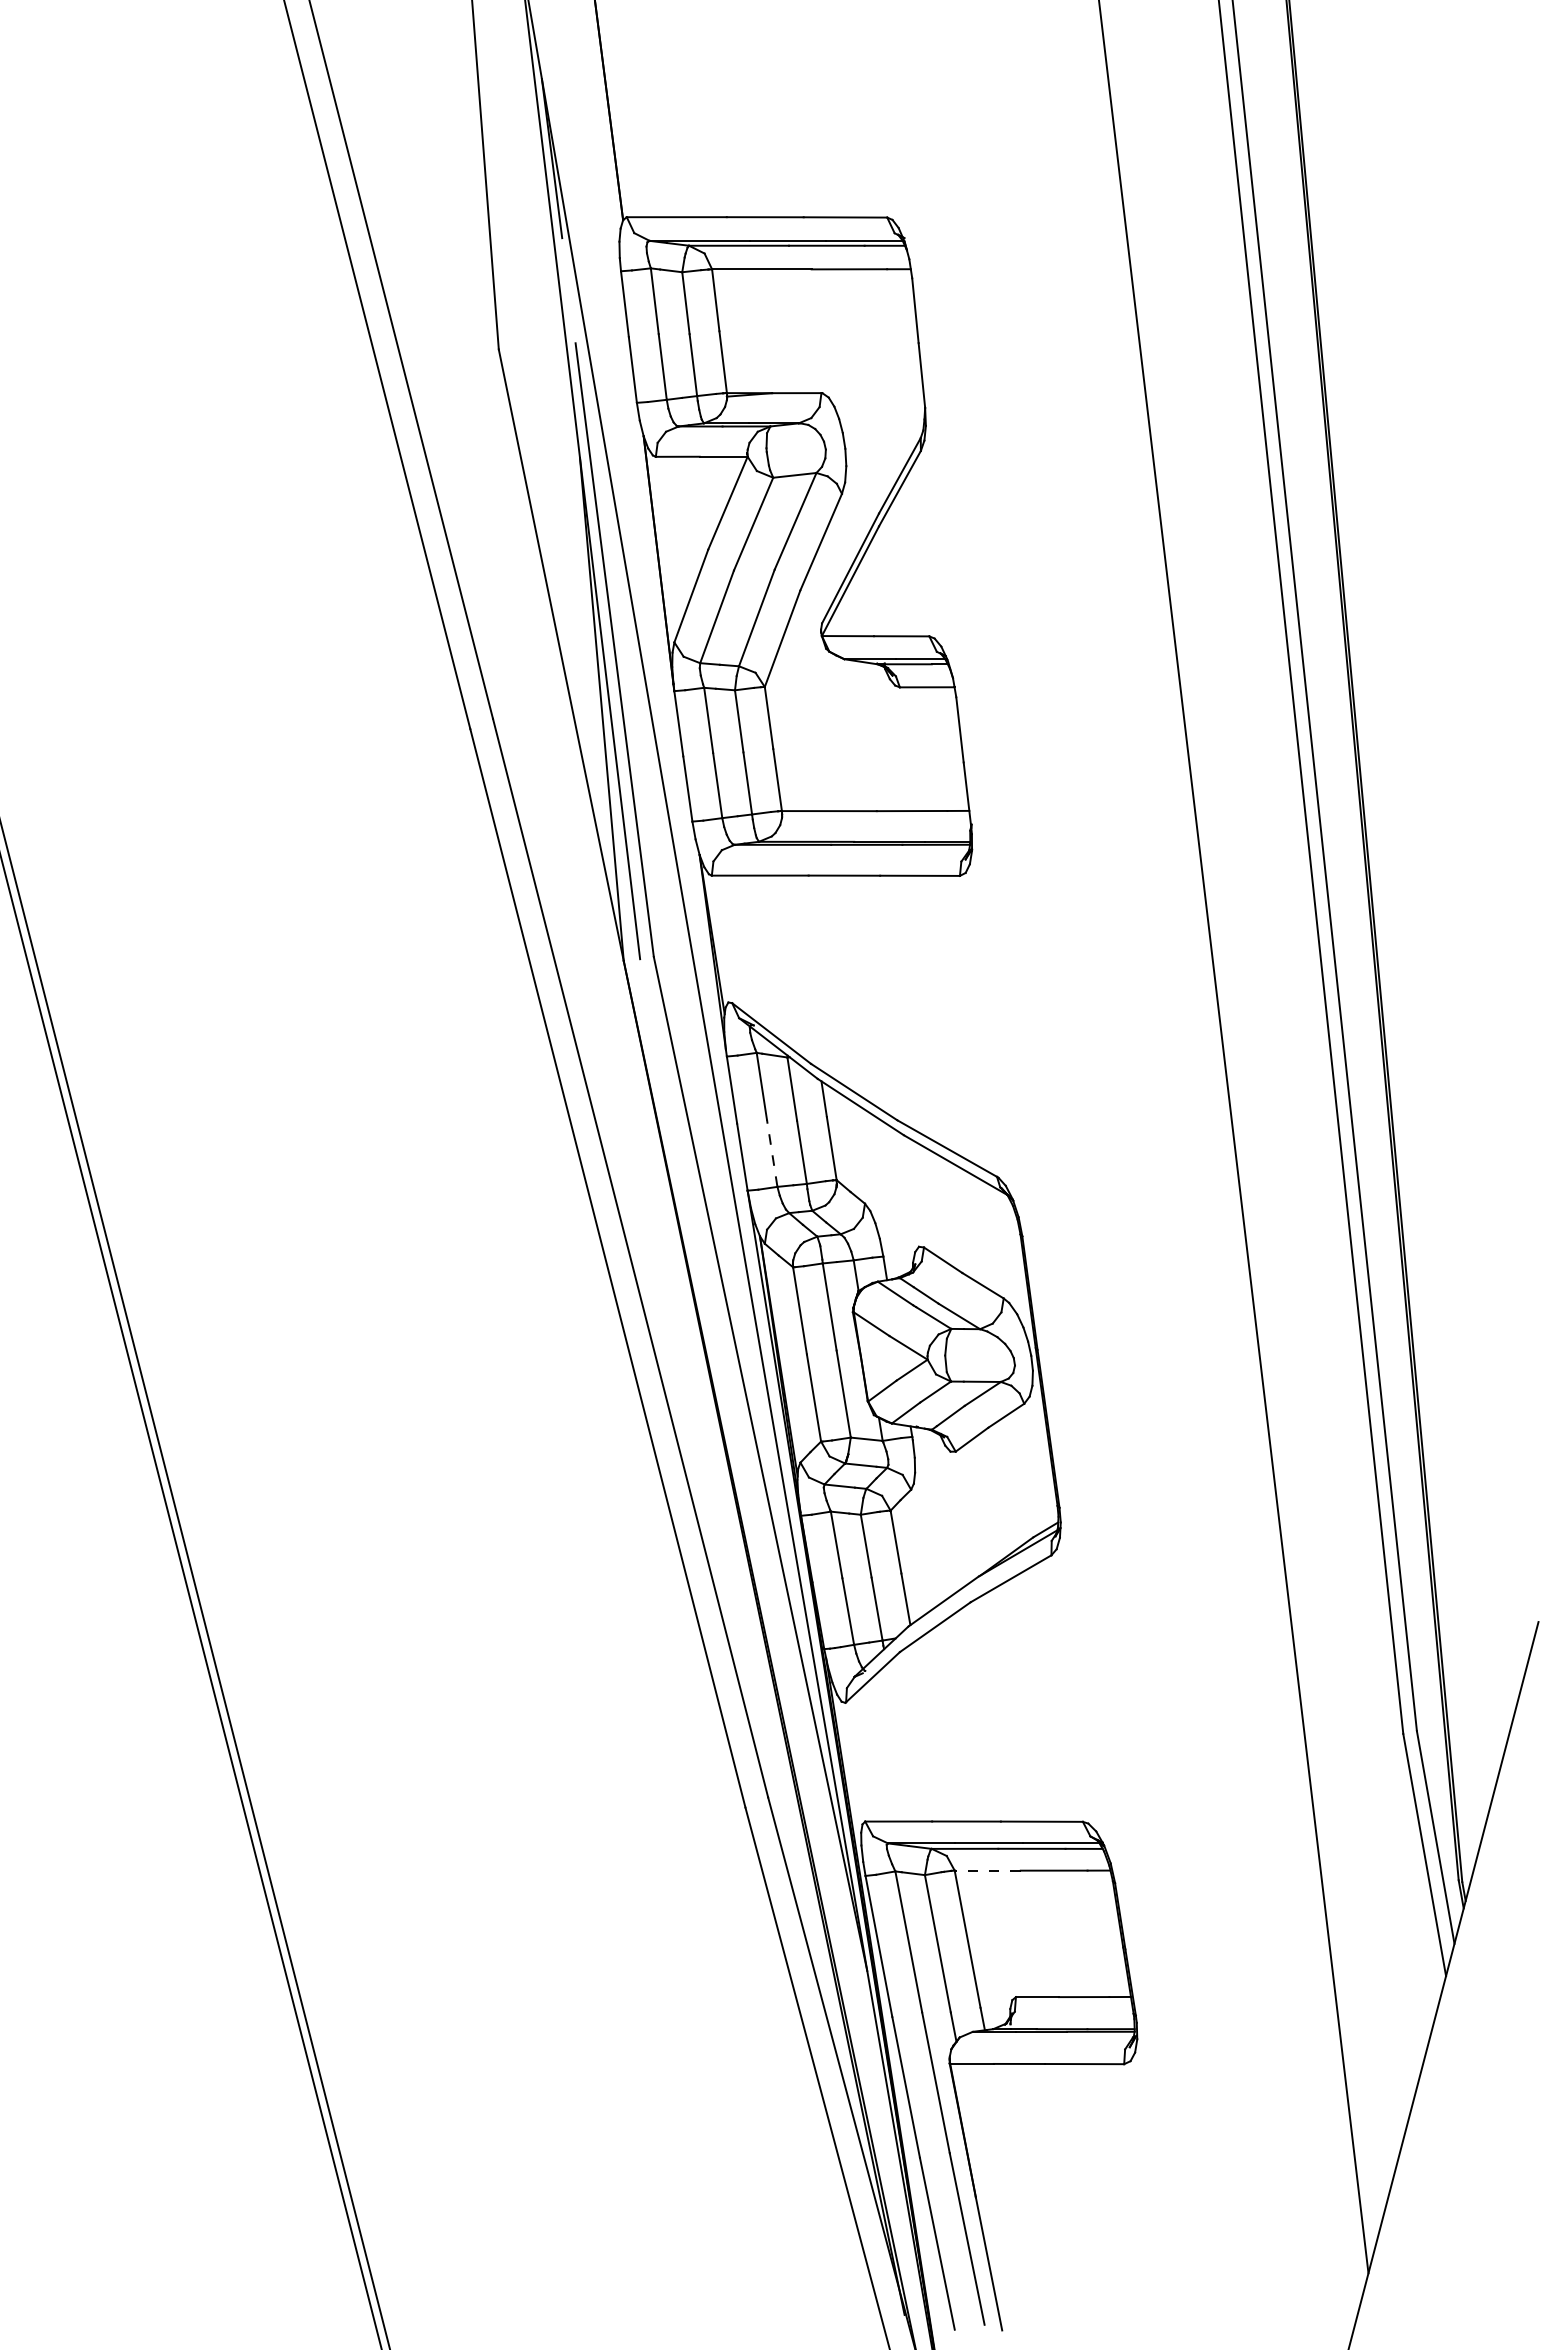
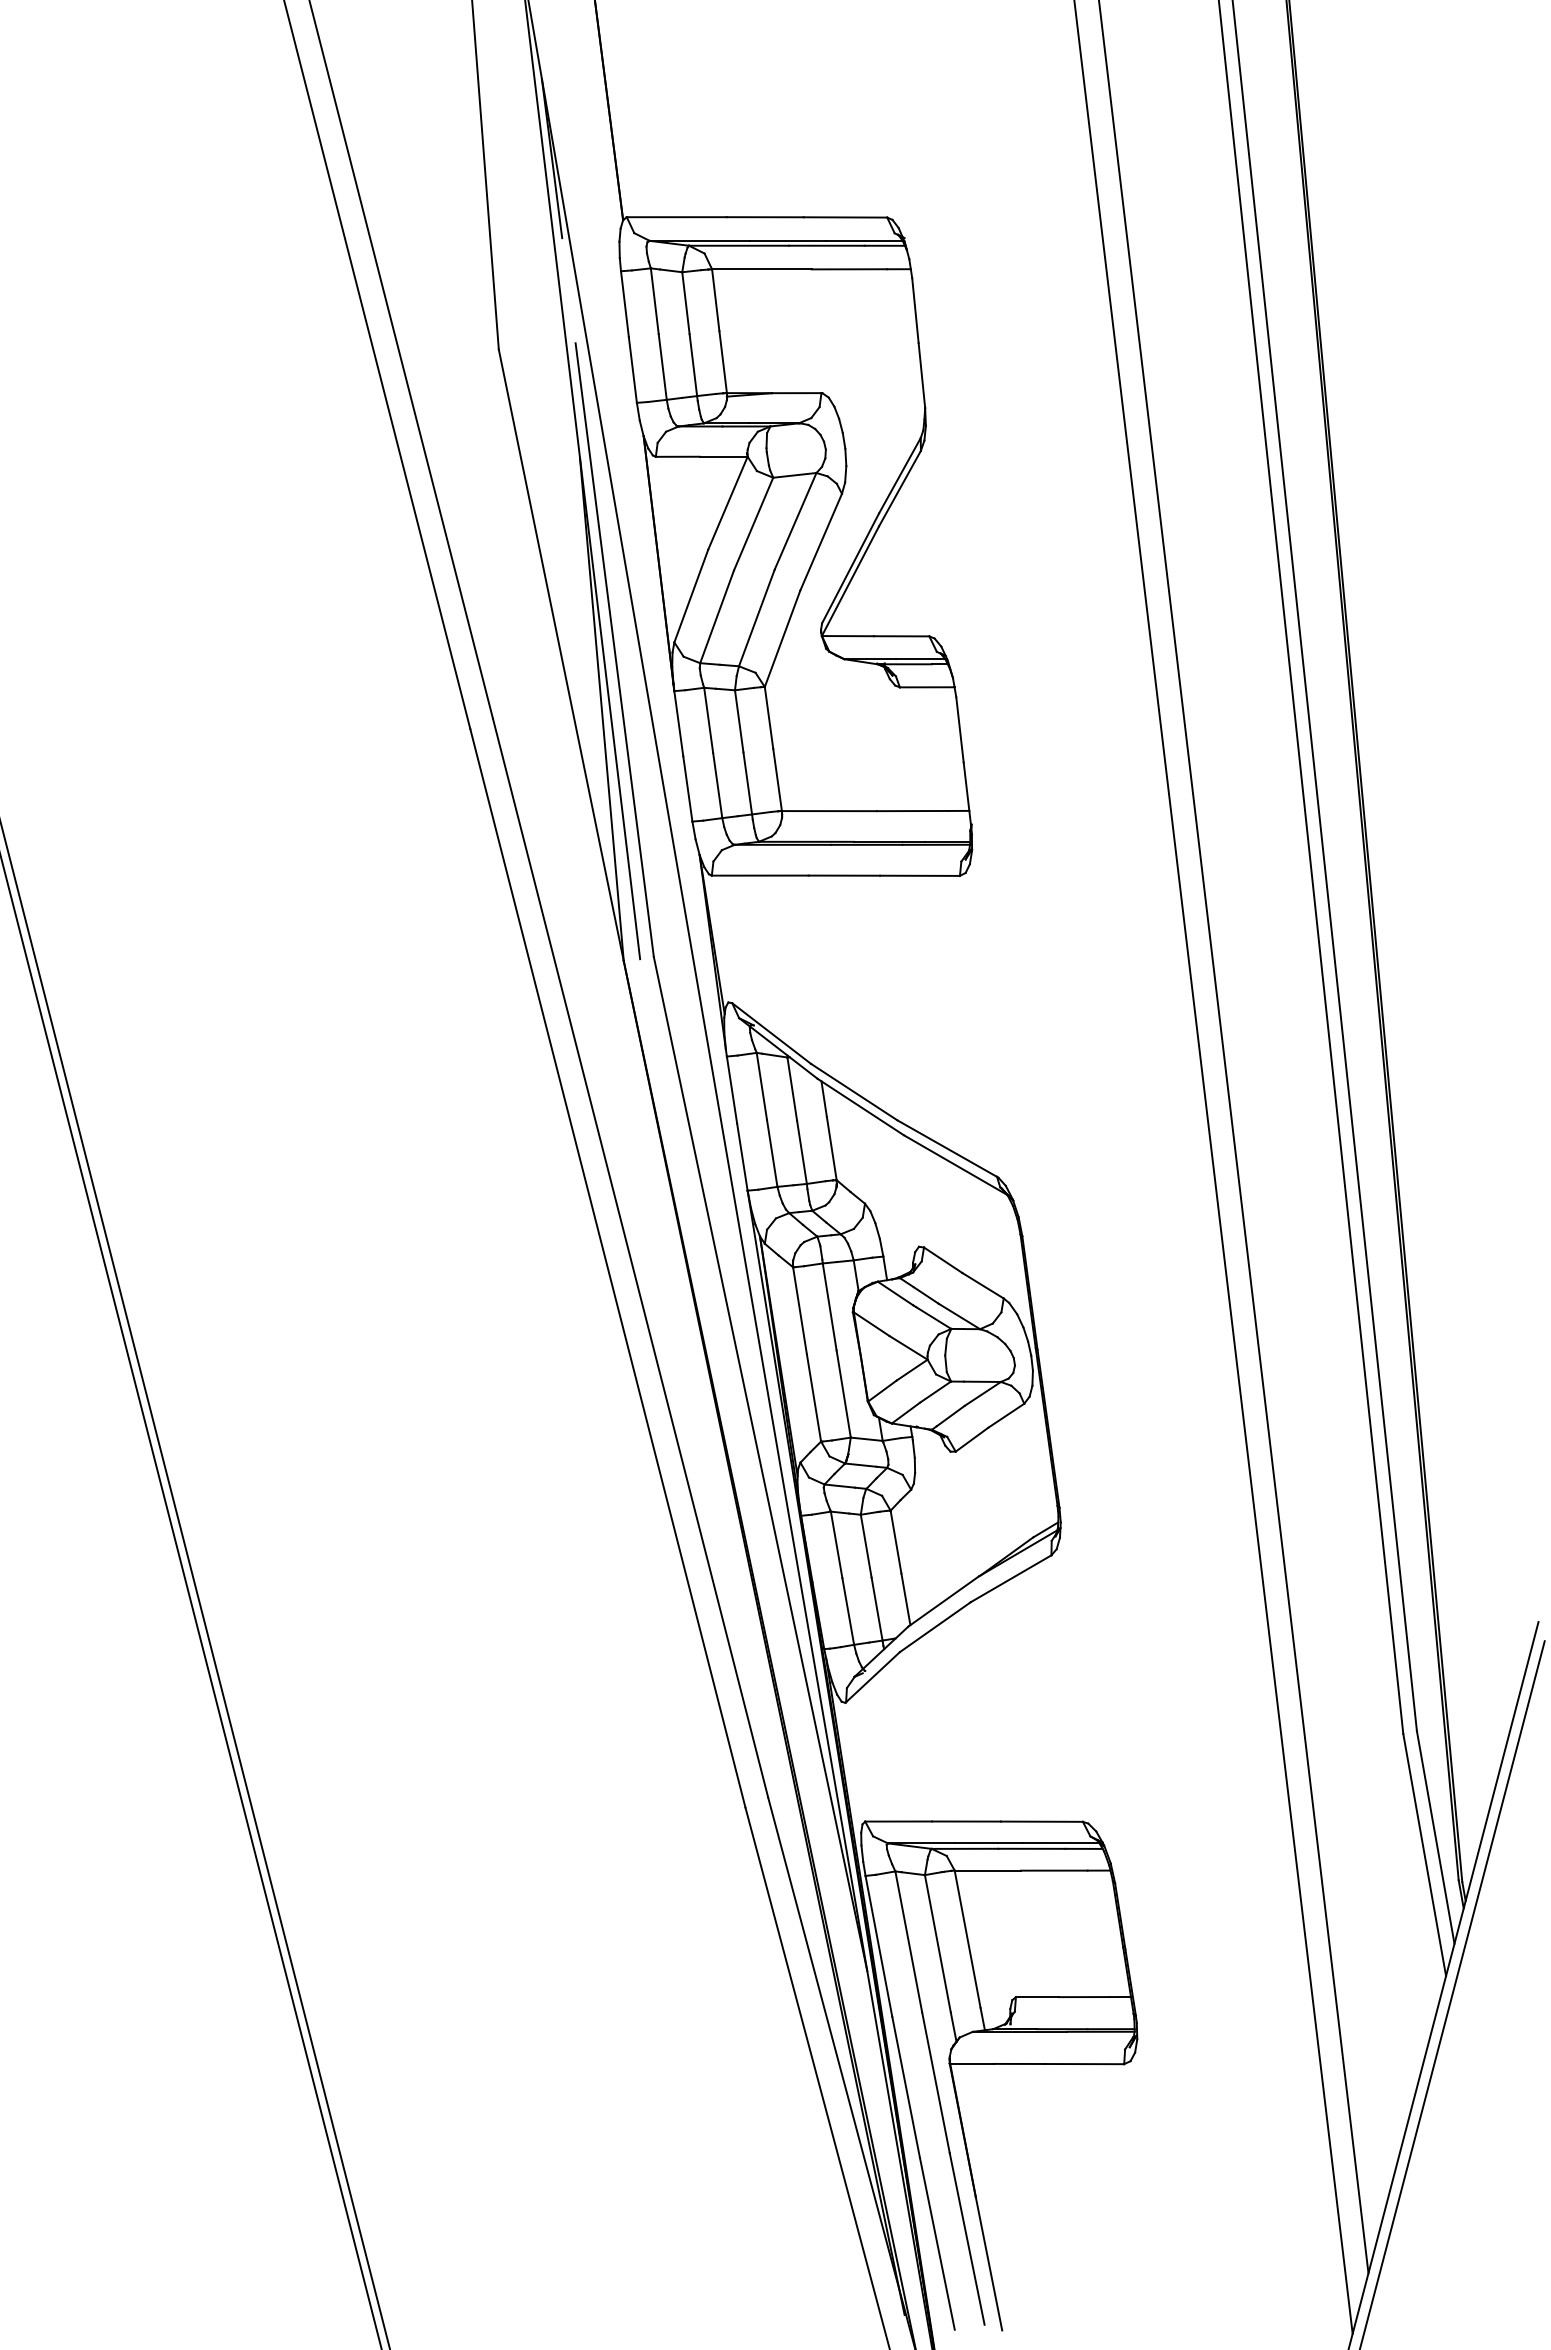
line: dashed -> solid (772, 1153)
line: none -> present (1213, 1167)
line: dashed -> solid (987, 1870)
line: none -> present (1452, 1993)
